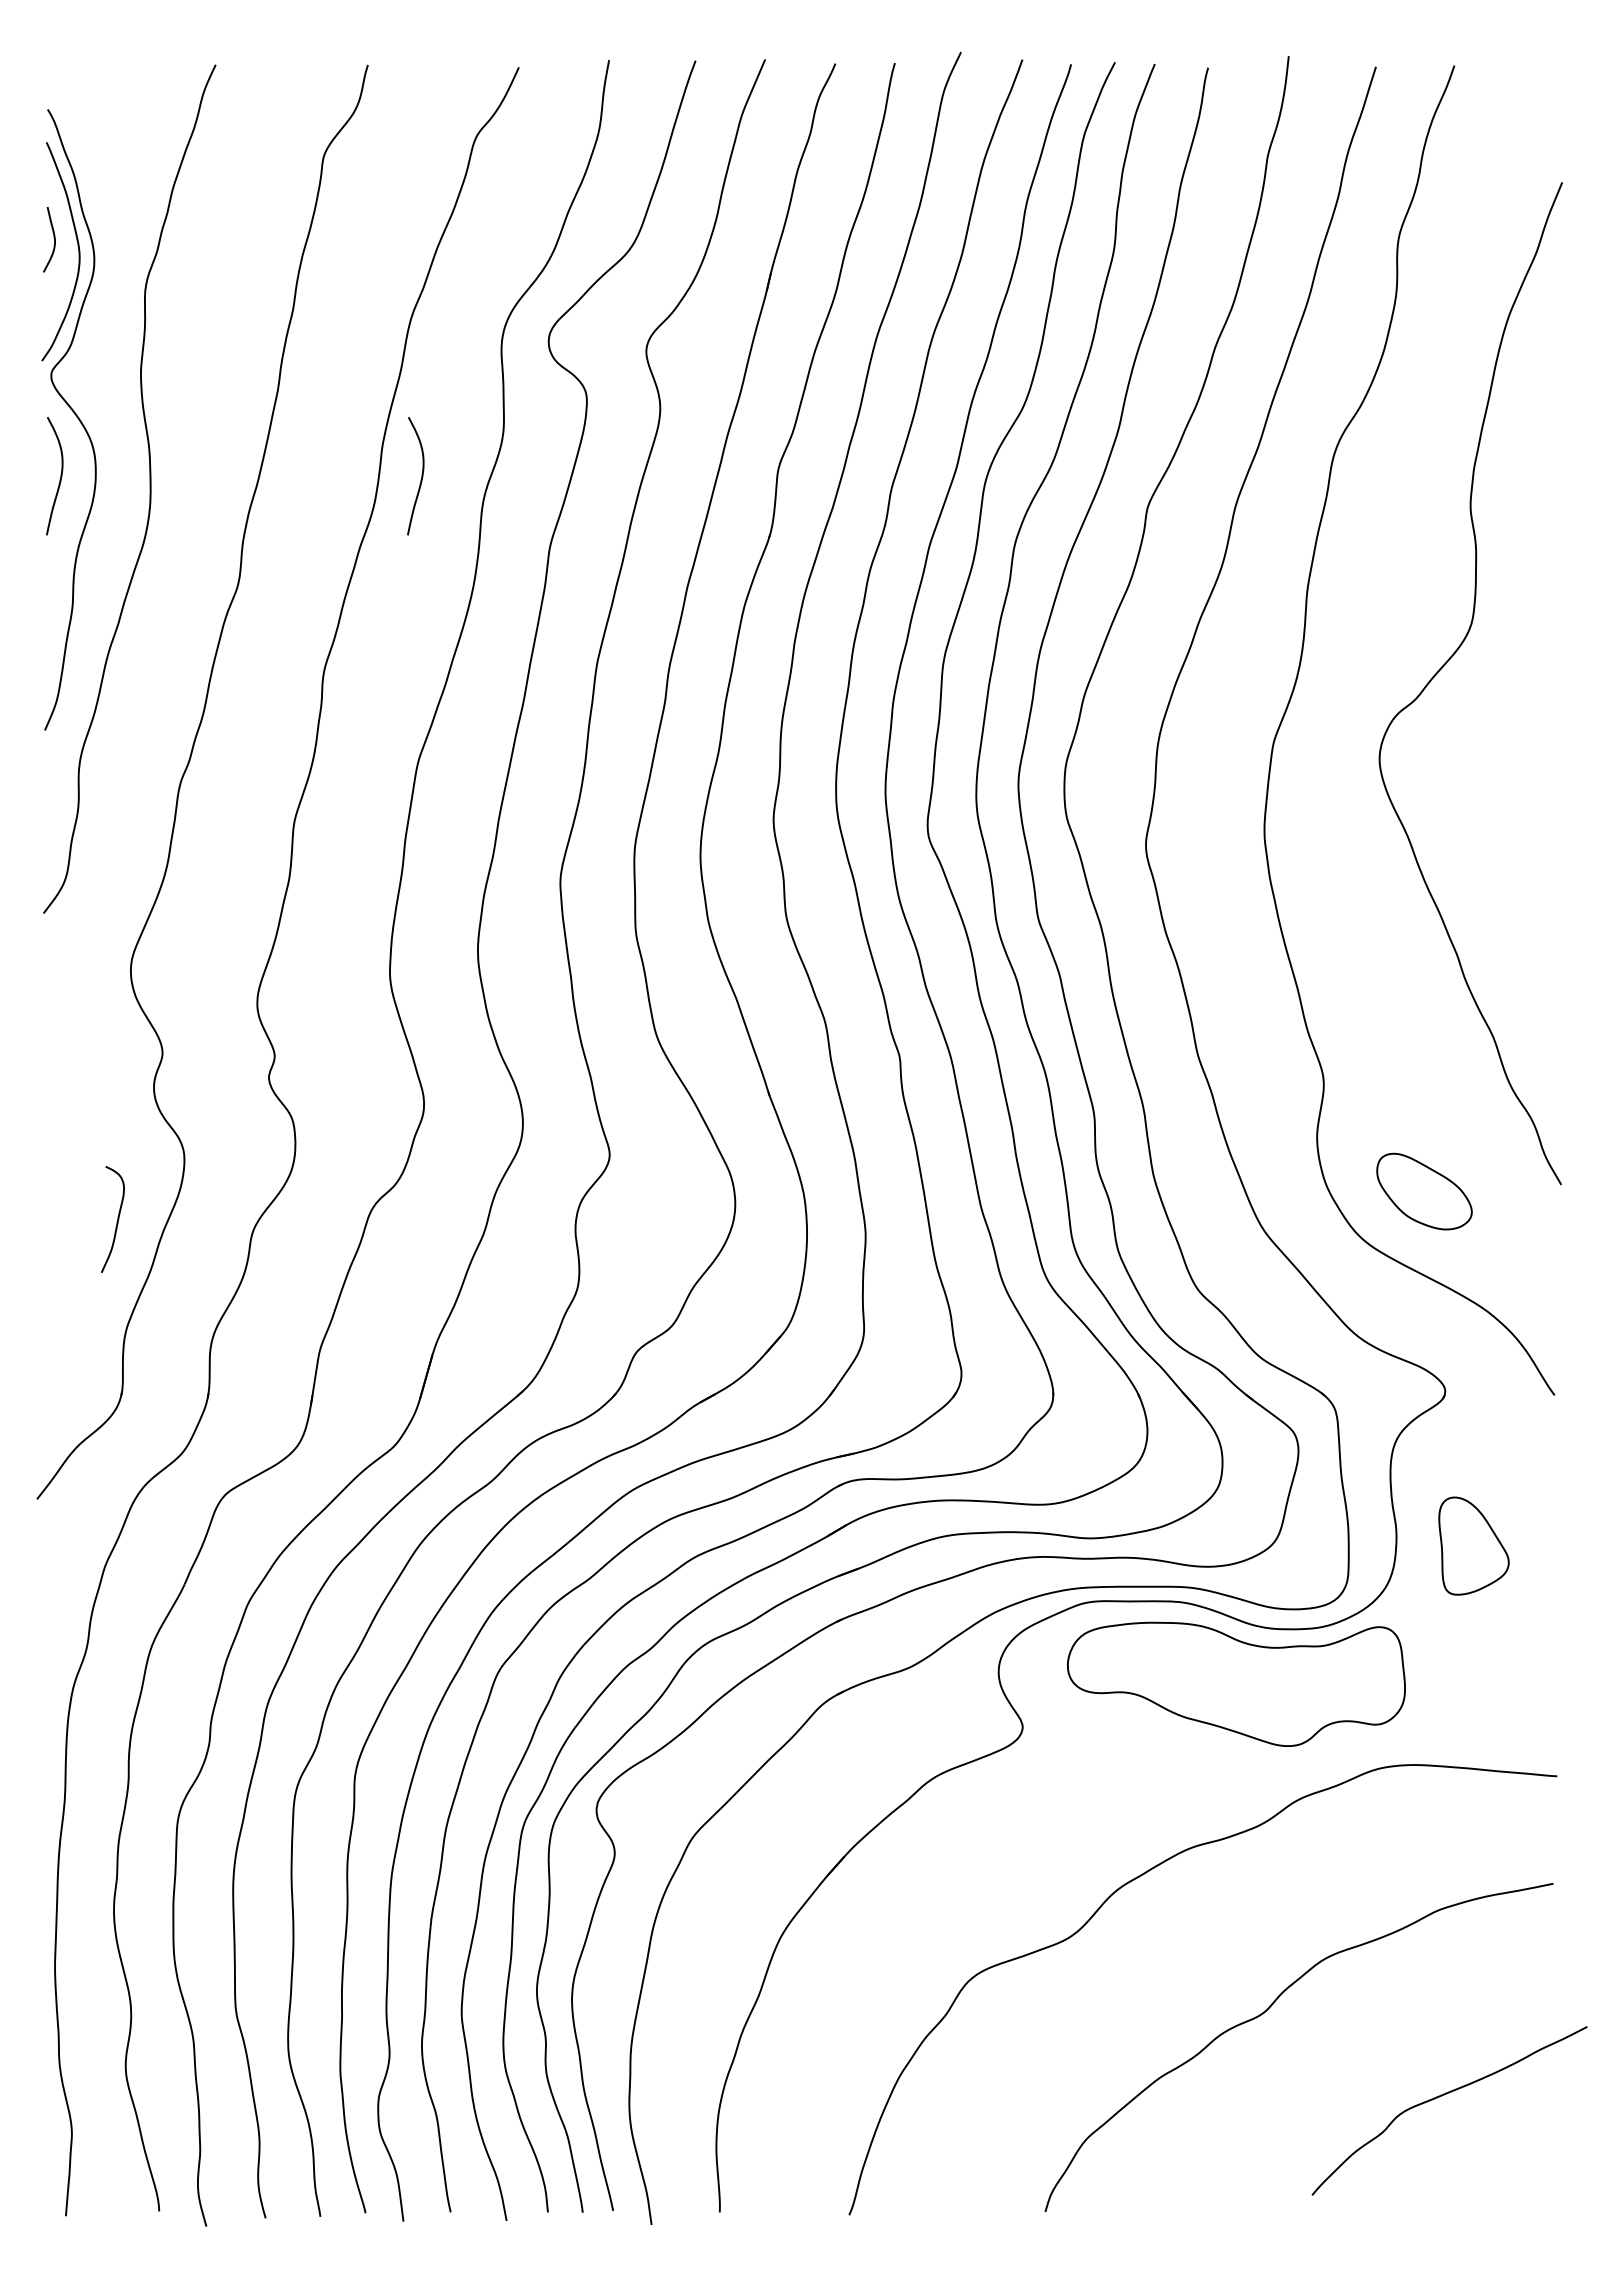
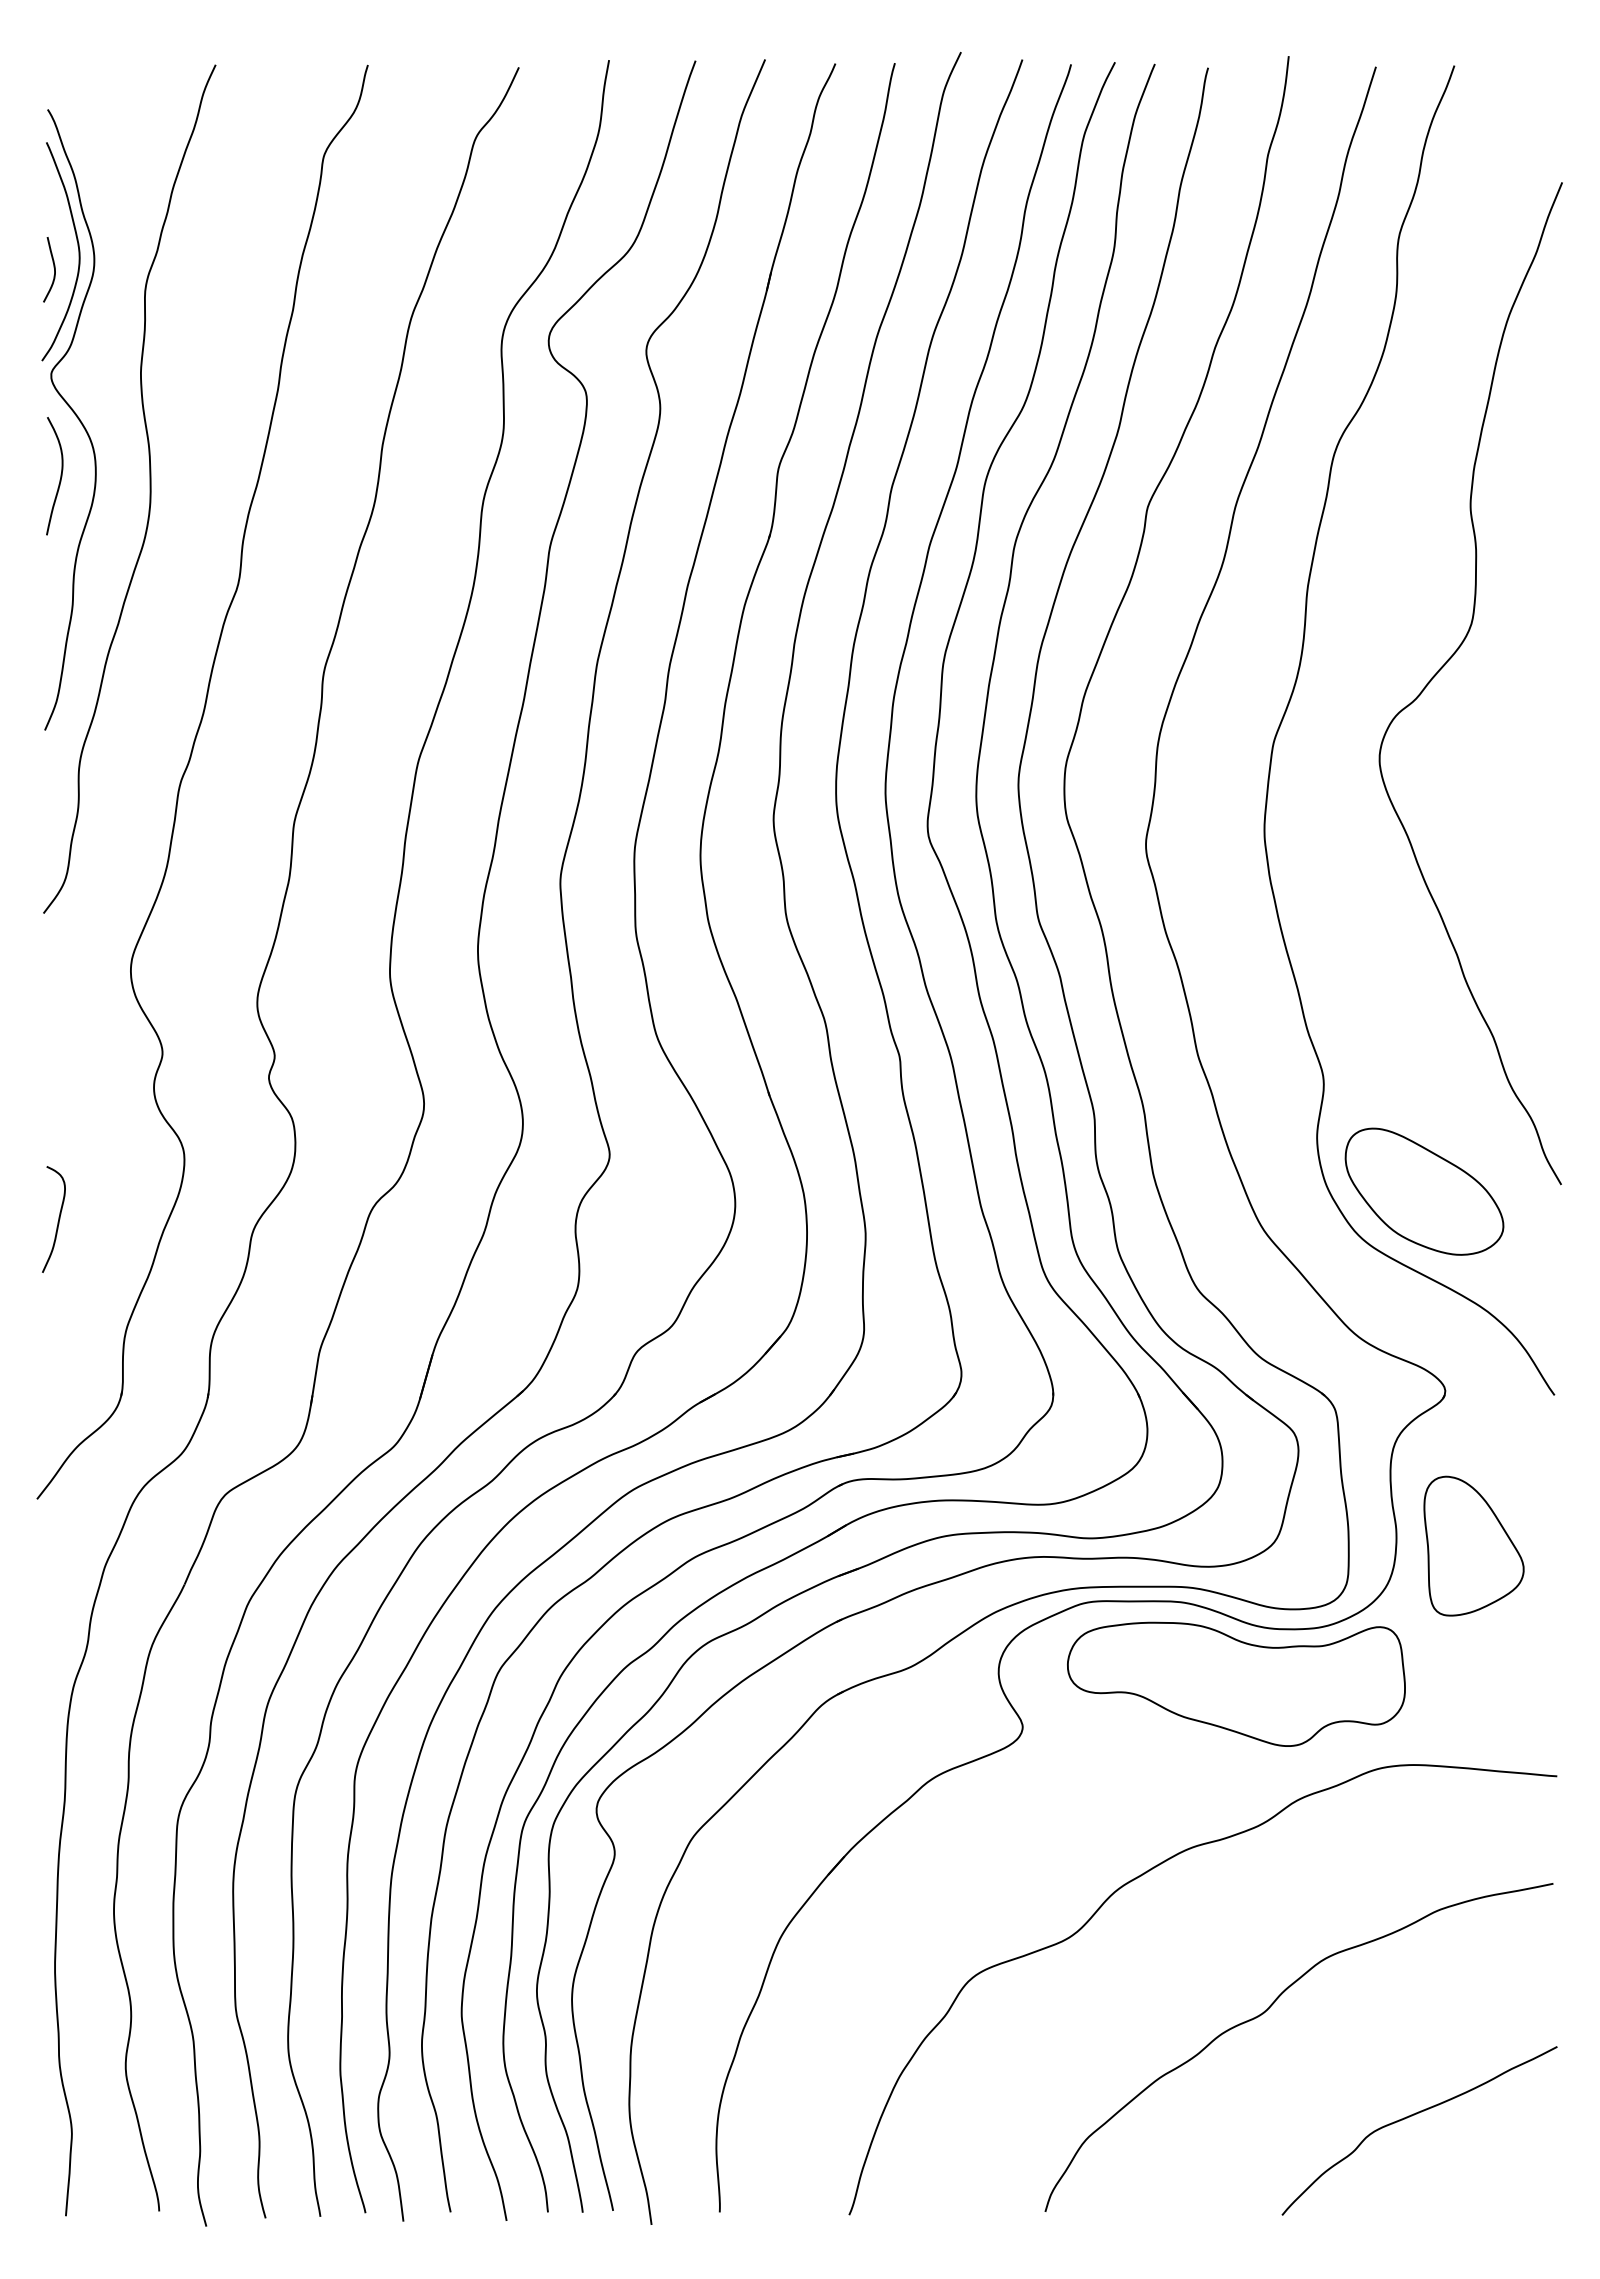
curve position: (53, 237) -> (53, 267) (53, 267)
curve: present -> none (420, 479)
part size: 97x79 px -> 161x129 px (1424, 1191)
curve position: (116, 1221) -> (57, 1221) (57, 1221)
part size: 72x100 px -> 102x142 px (1473, 1545)
curve position: (1442, 2096) -> (1412, 2116) (1412, 2116)
